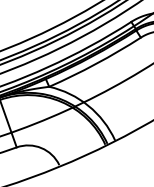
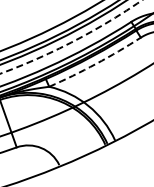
arc: solid -> dashed (73, 41)
arc: solid -> dashed (96, 64)
